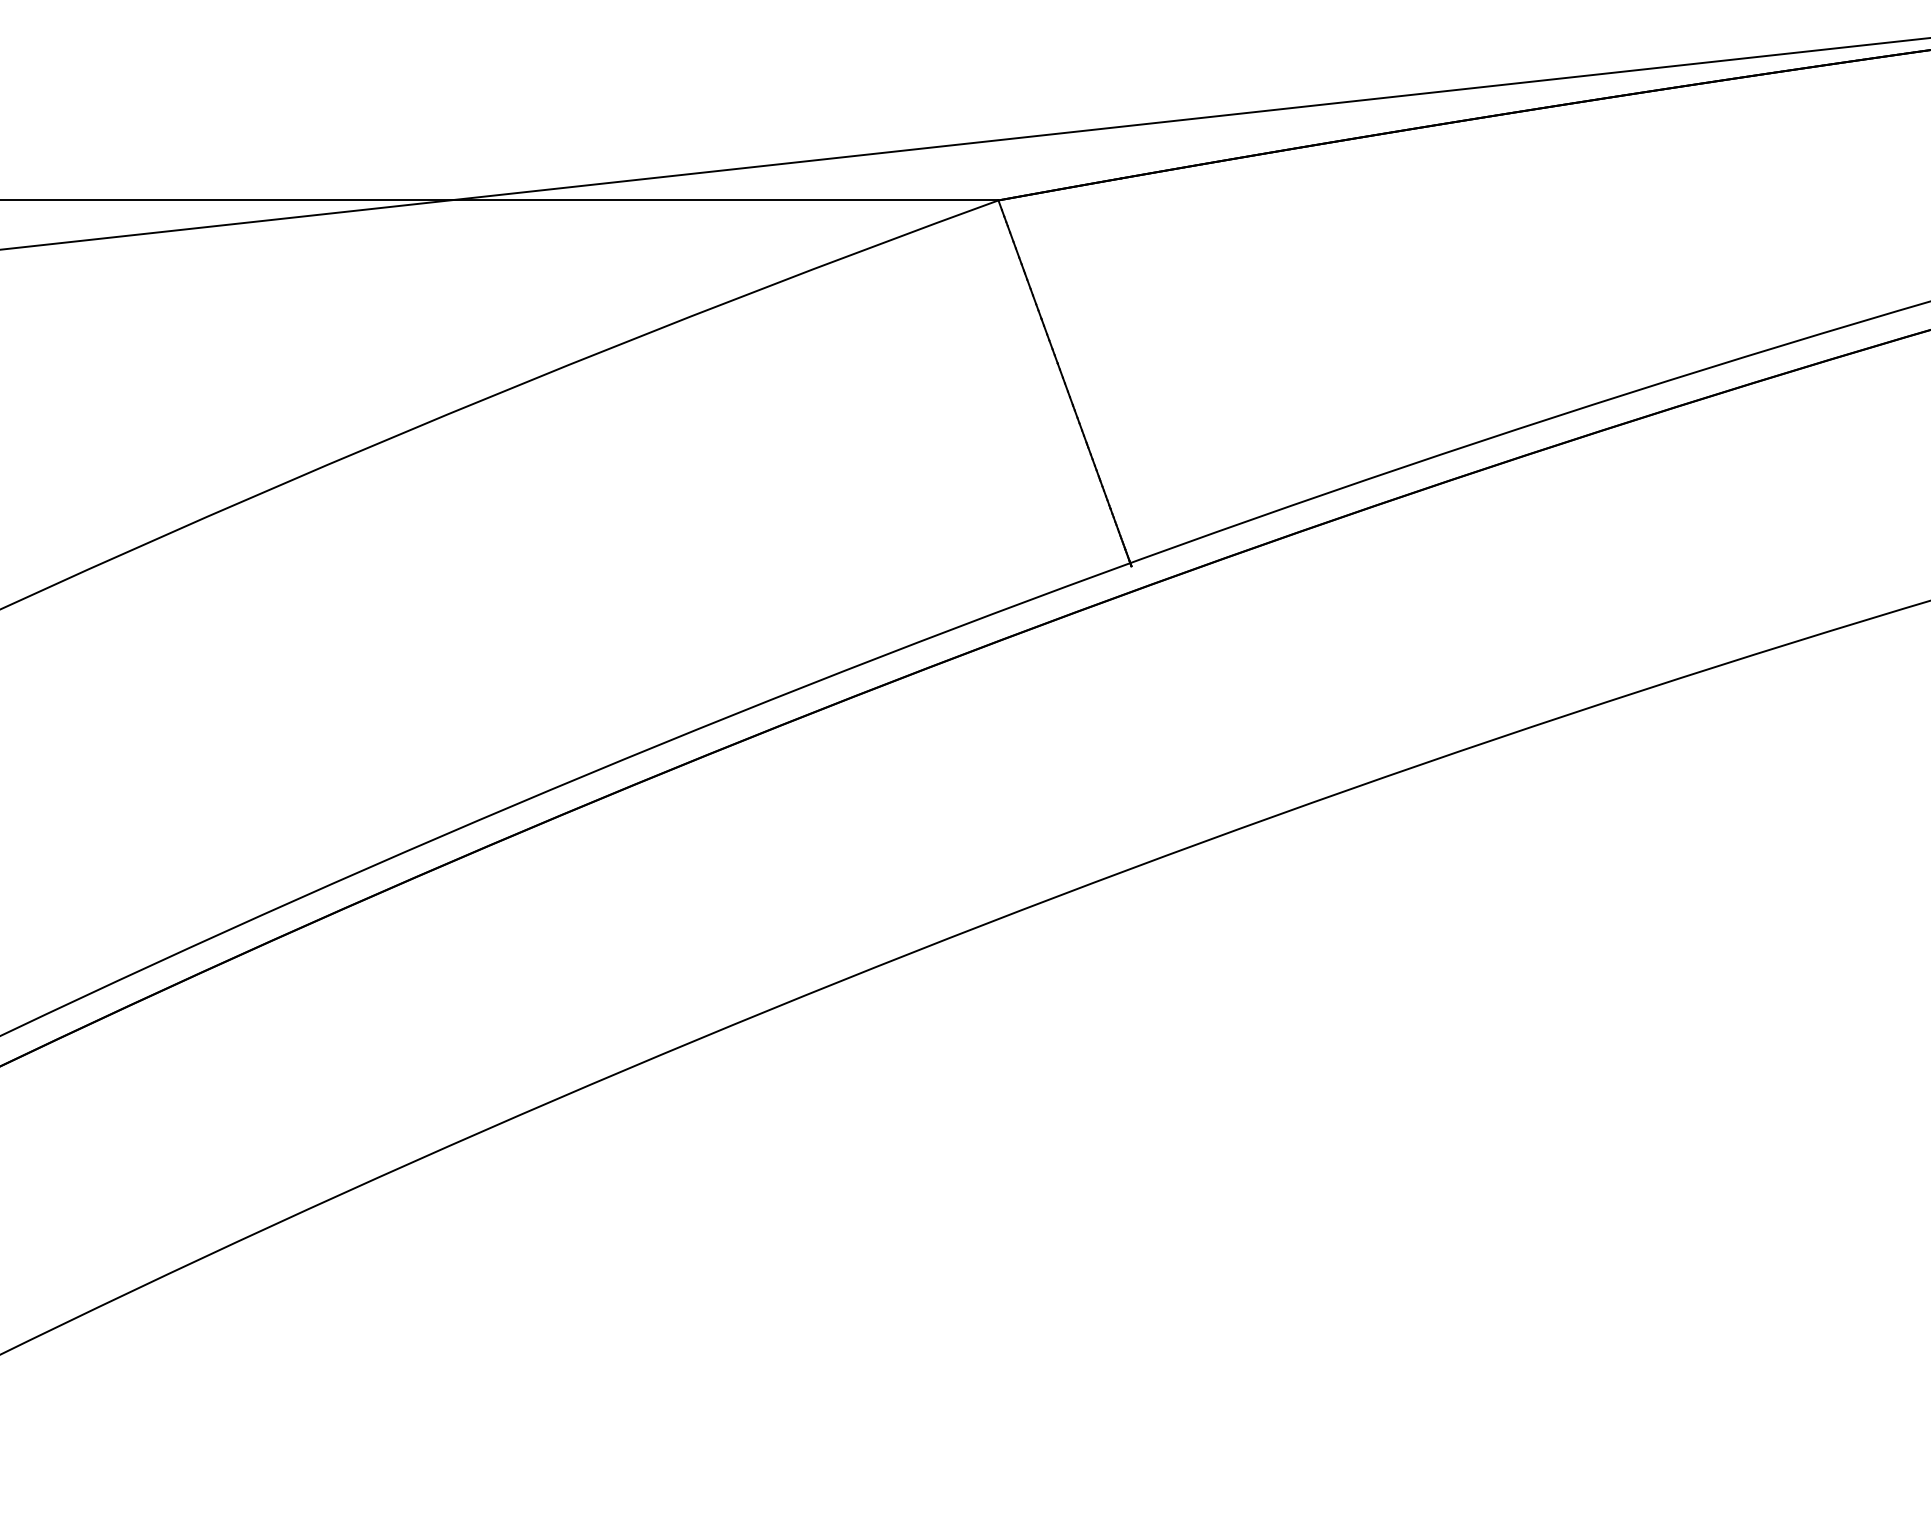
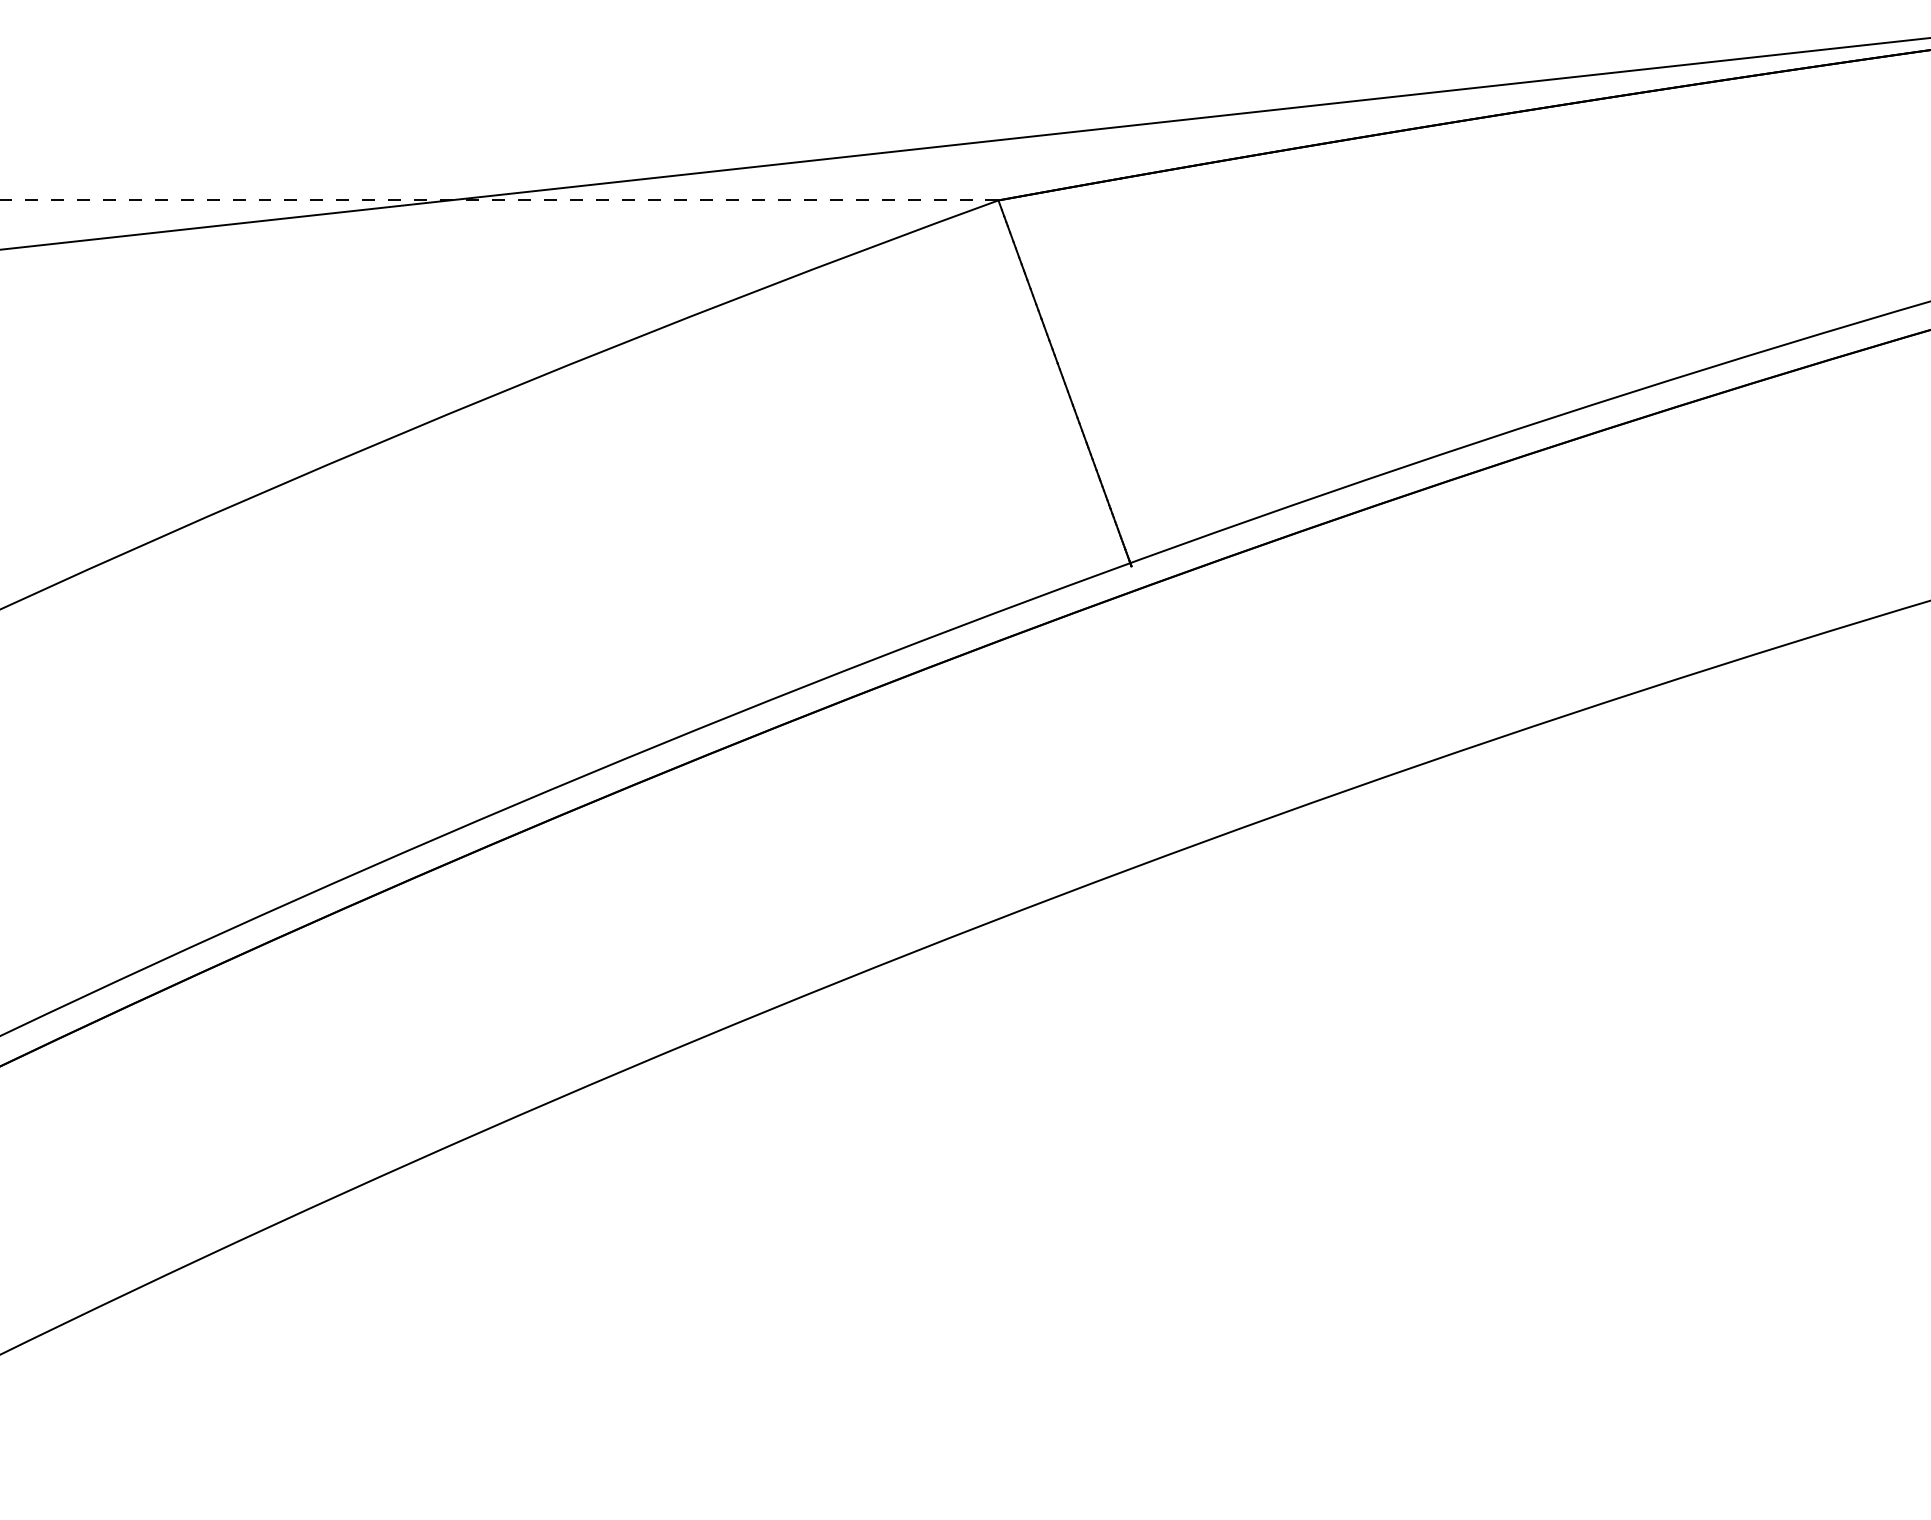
line: solid -> dashed (498, 200)
